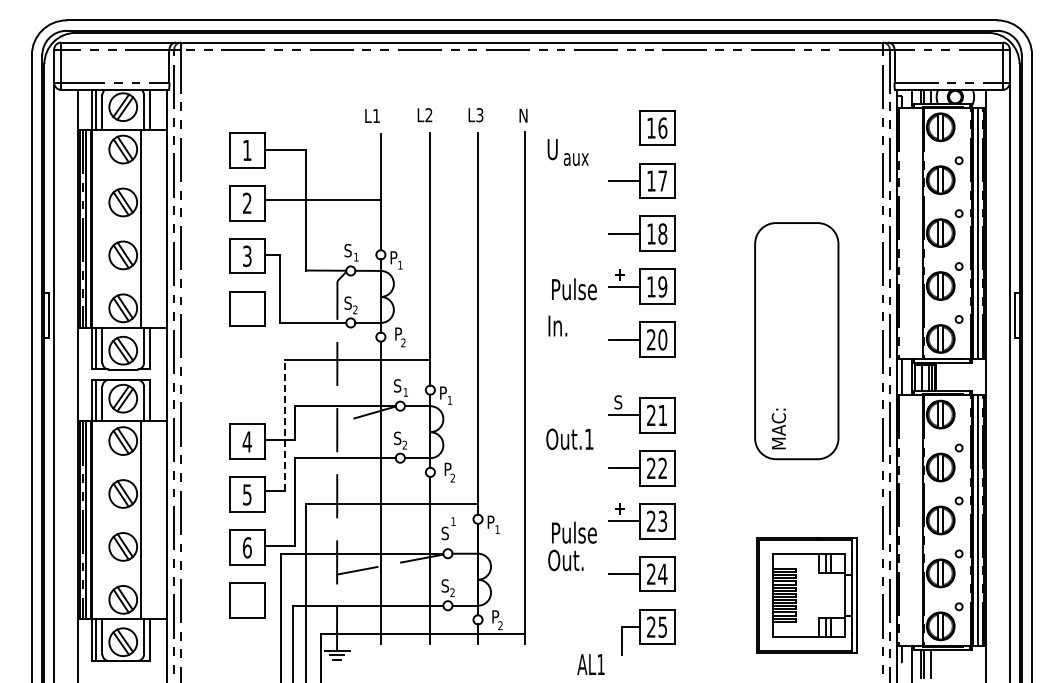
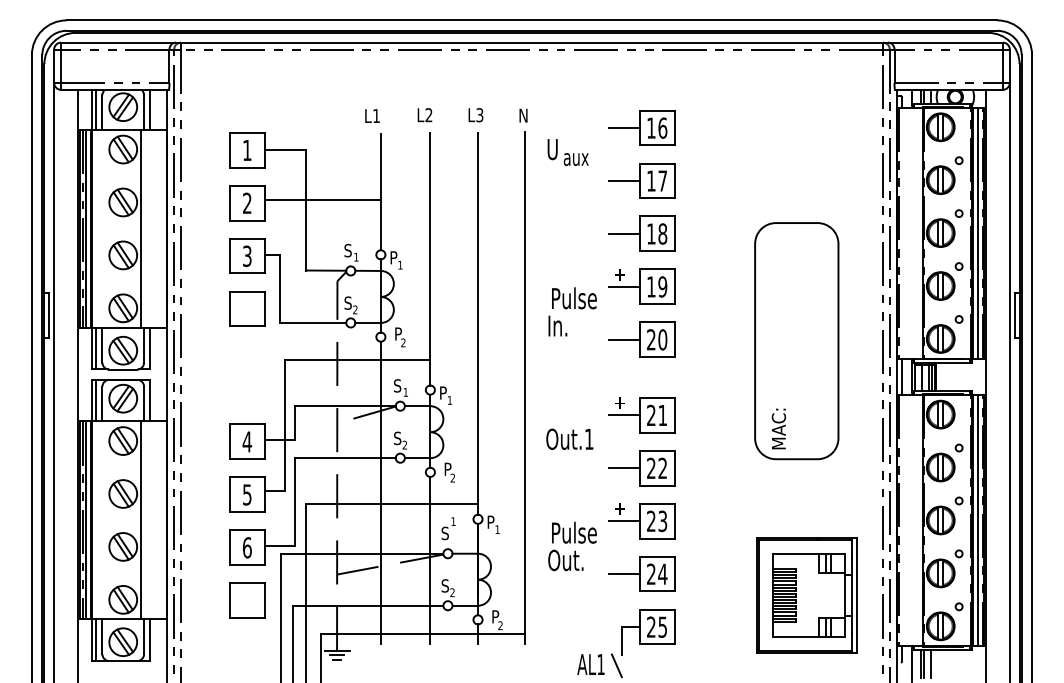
line: none -> present (624, 127)
text position: (574, 289) -> (574, 298) (574, 298)
text: S -> + (619, 402)
line: dashed -> solid (285, 425)
line: none -> present (616, 665)
